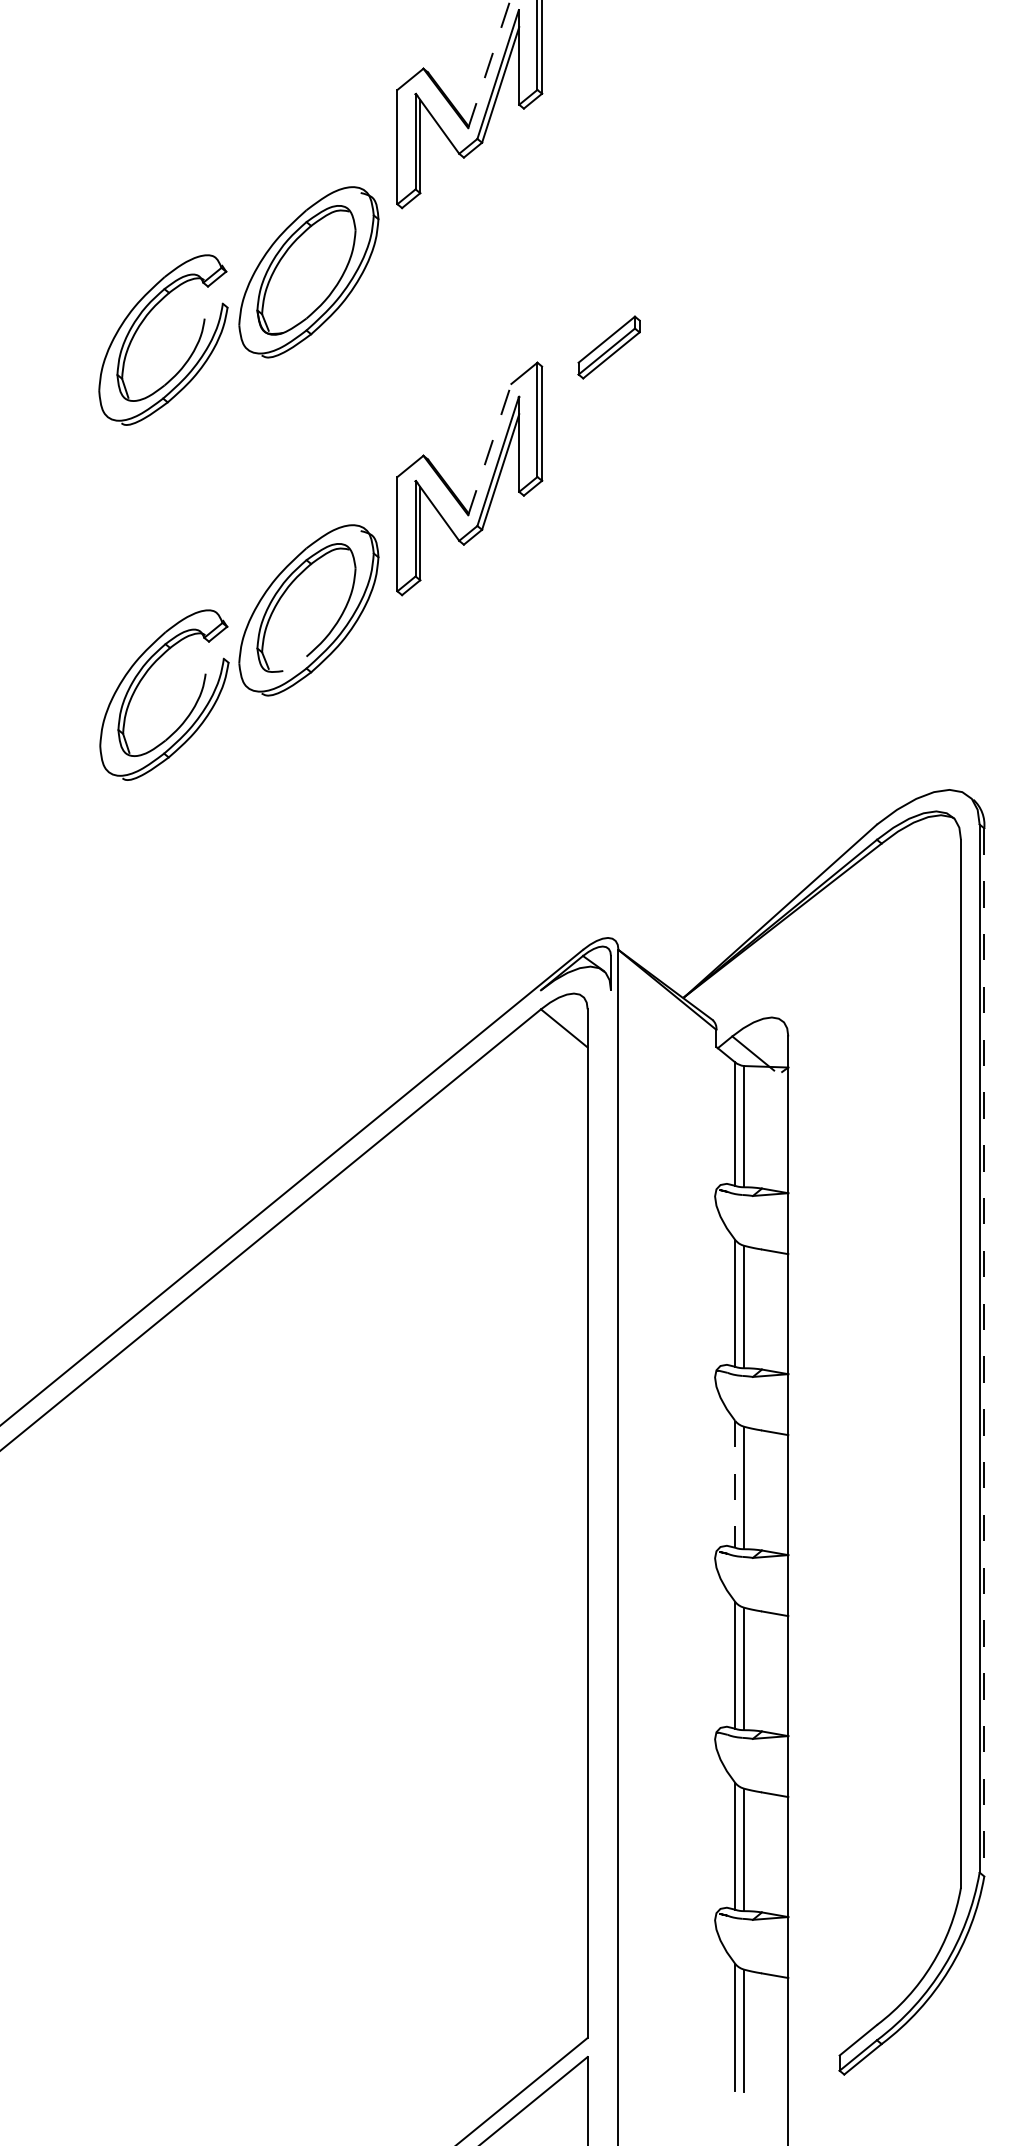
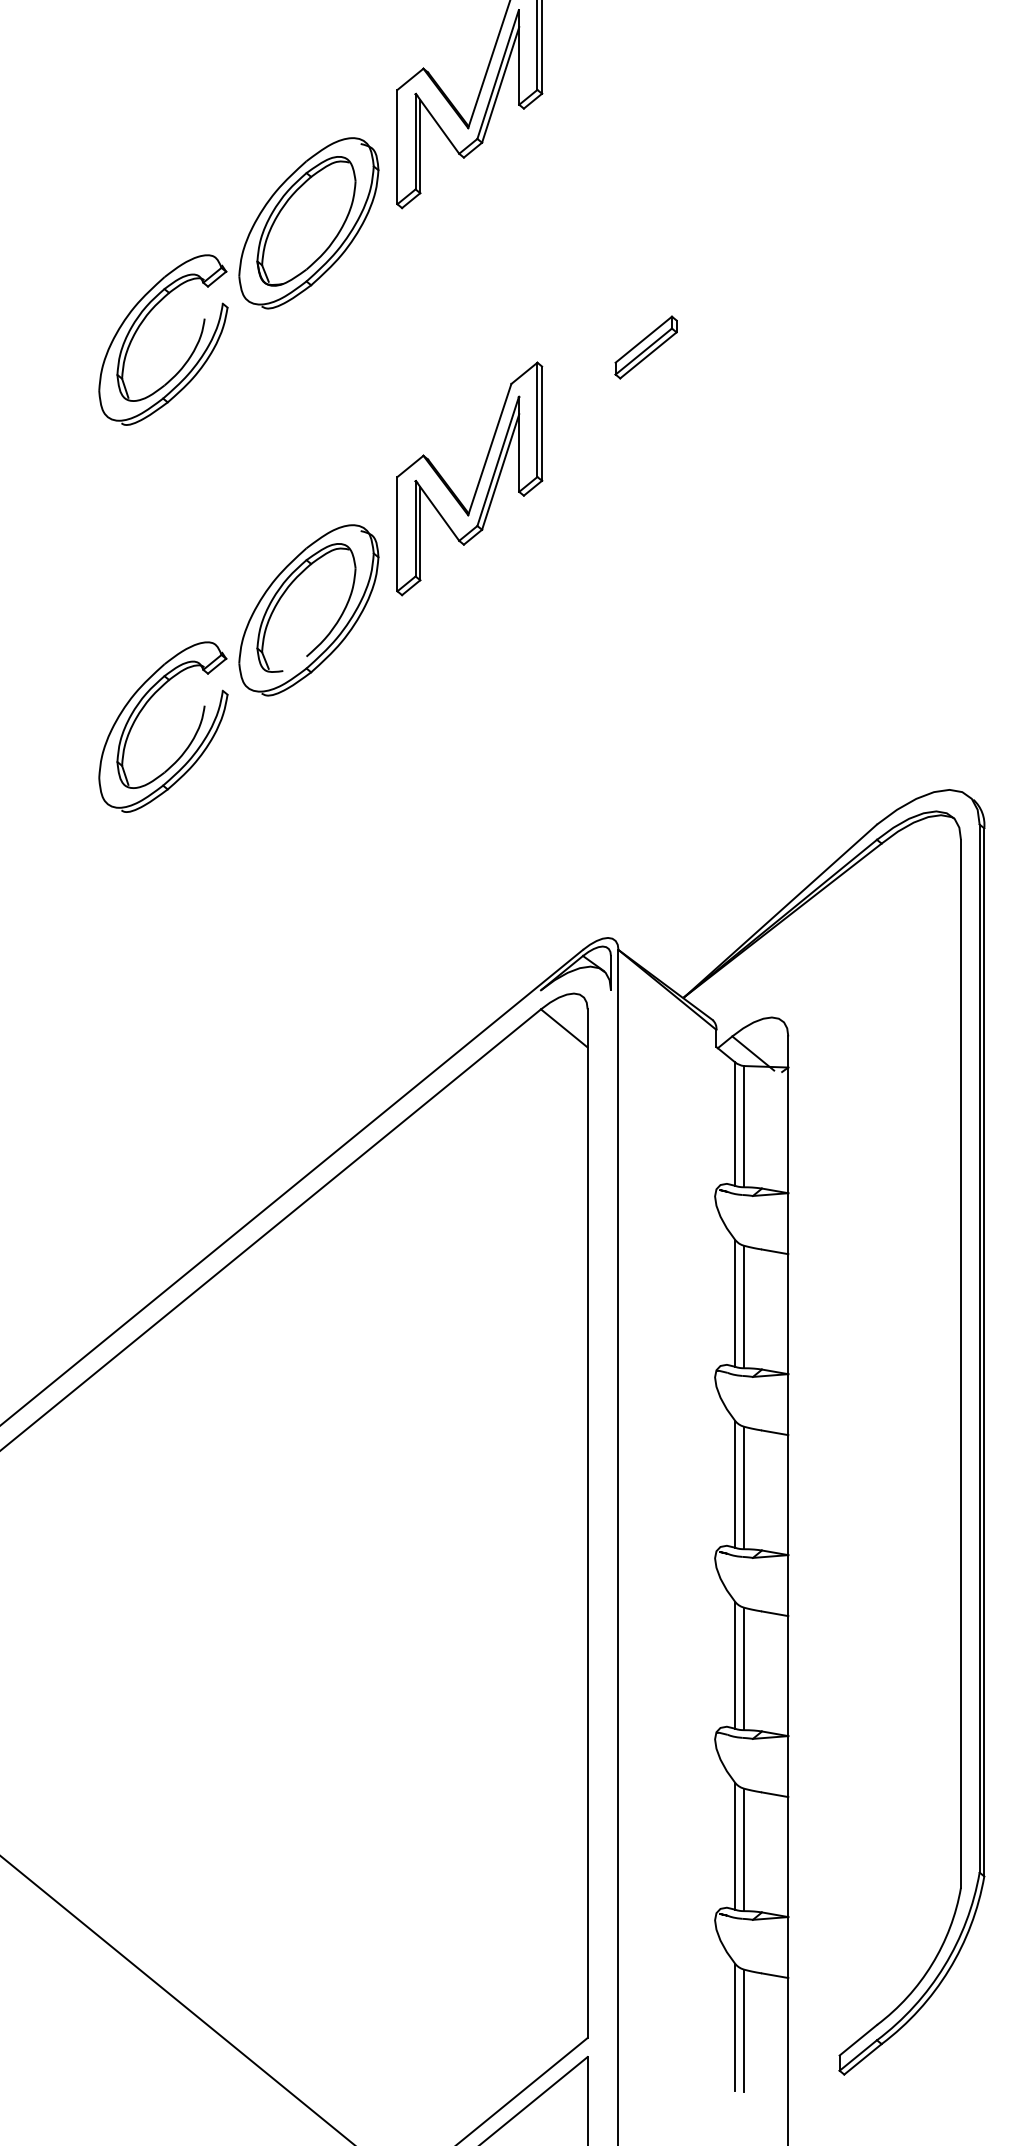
line: dashed -> solid (489, 63)
part position: (308, 272) -> (308, 223) (308, 223)
part position: (608, 347) -> (645, 347) (645, 347)
line: dashed -> solid (489, 449)
part position: (143, 678) -> (142, 710) (142, 710)
line: dashed -> solid (984, 1352)
line: dashed -> solid (735, 1484)
line: none -> present (176, 1999)
